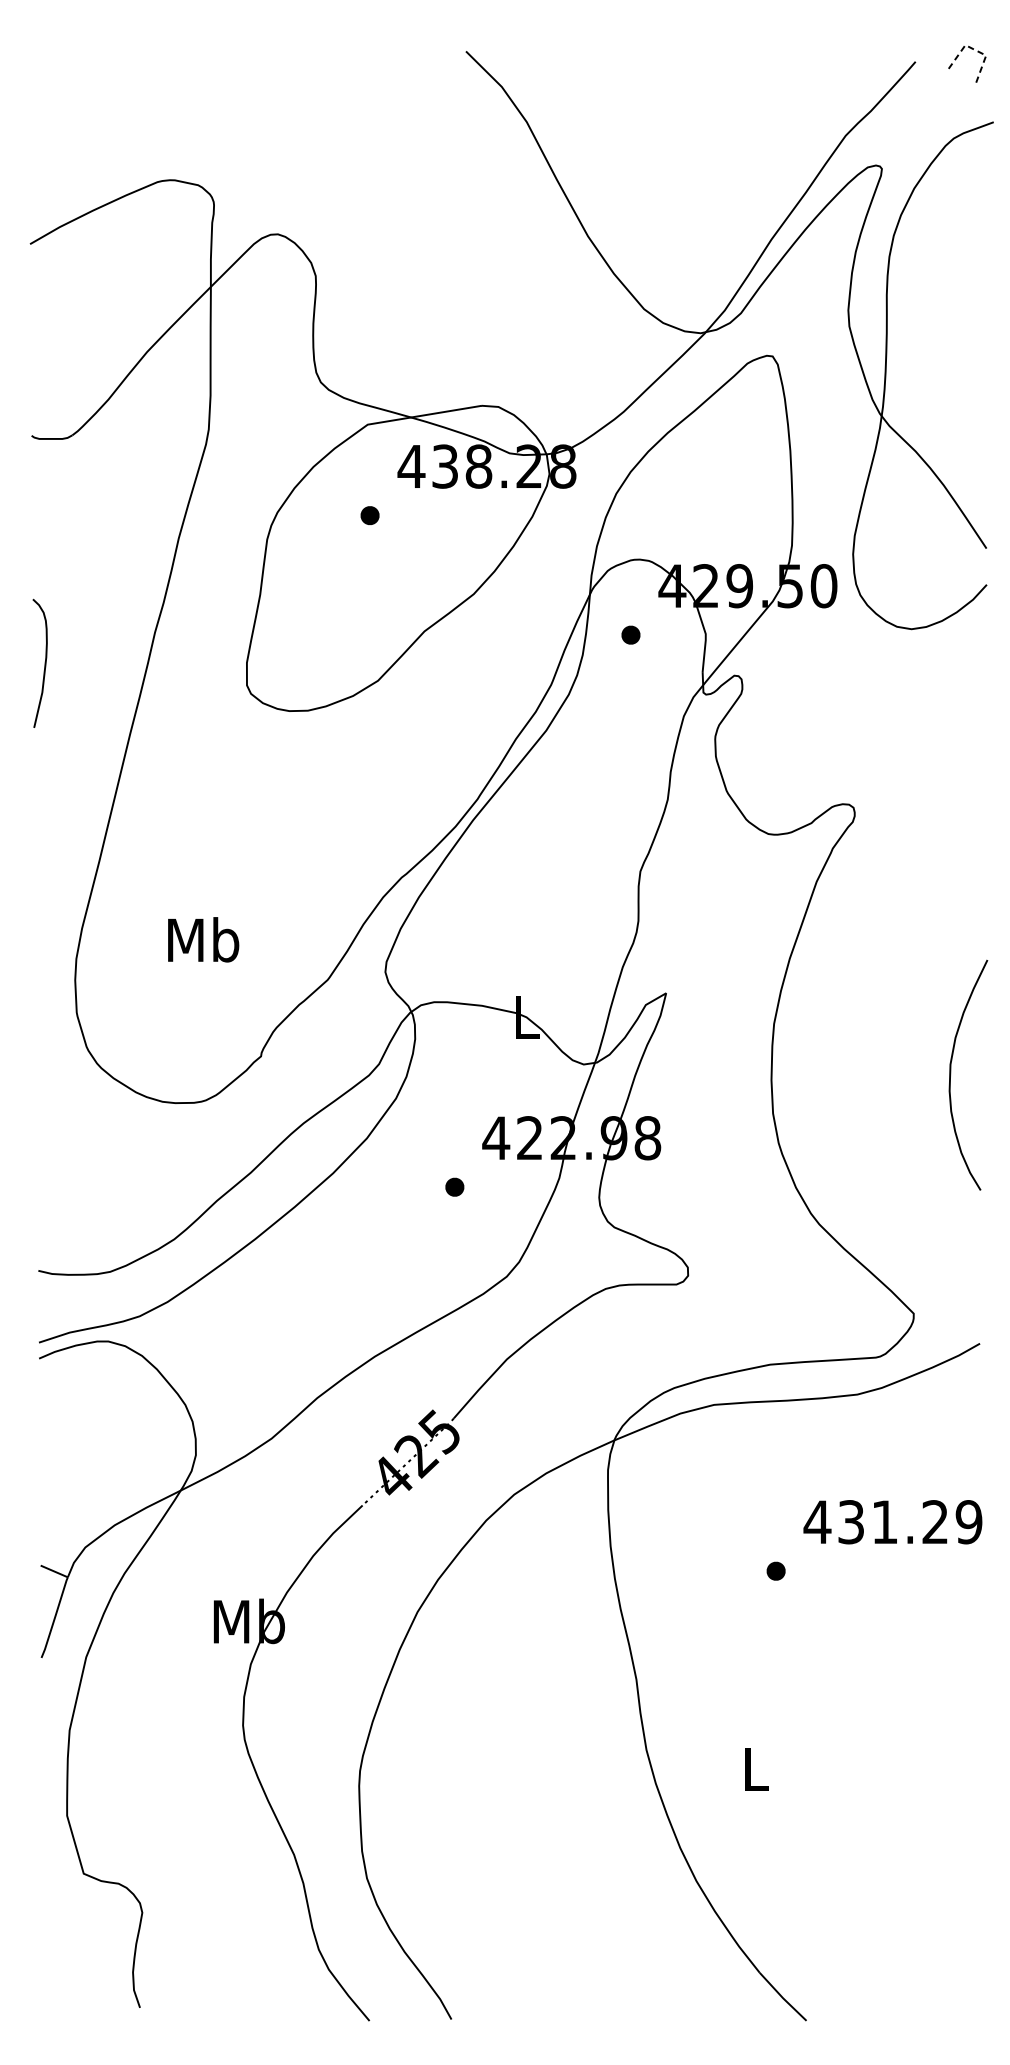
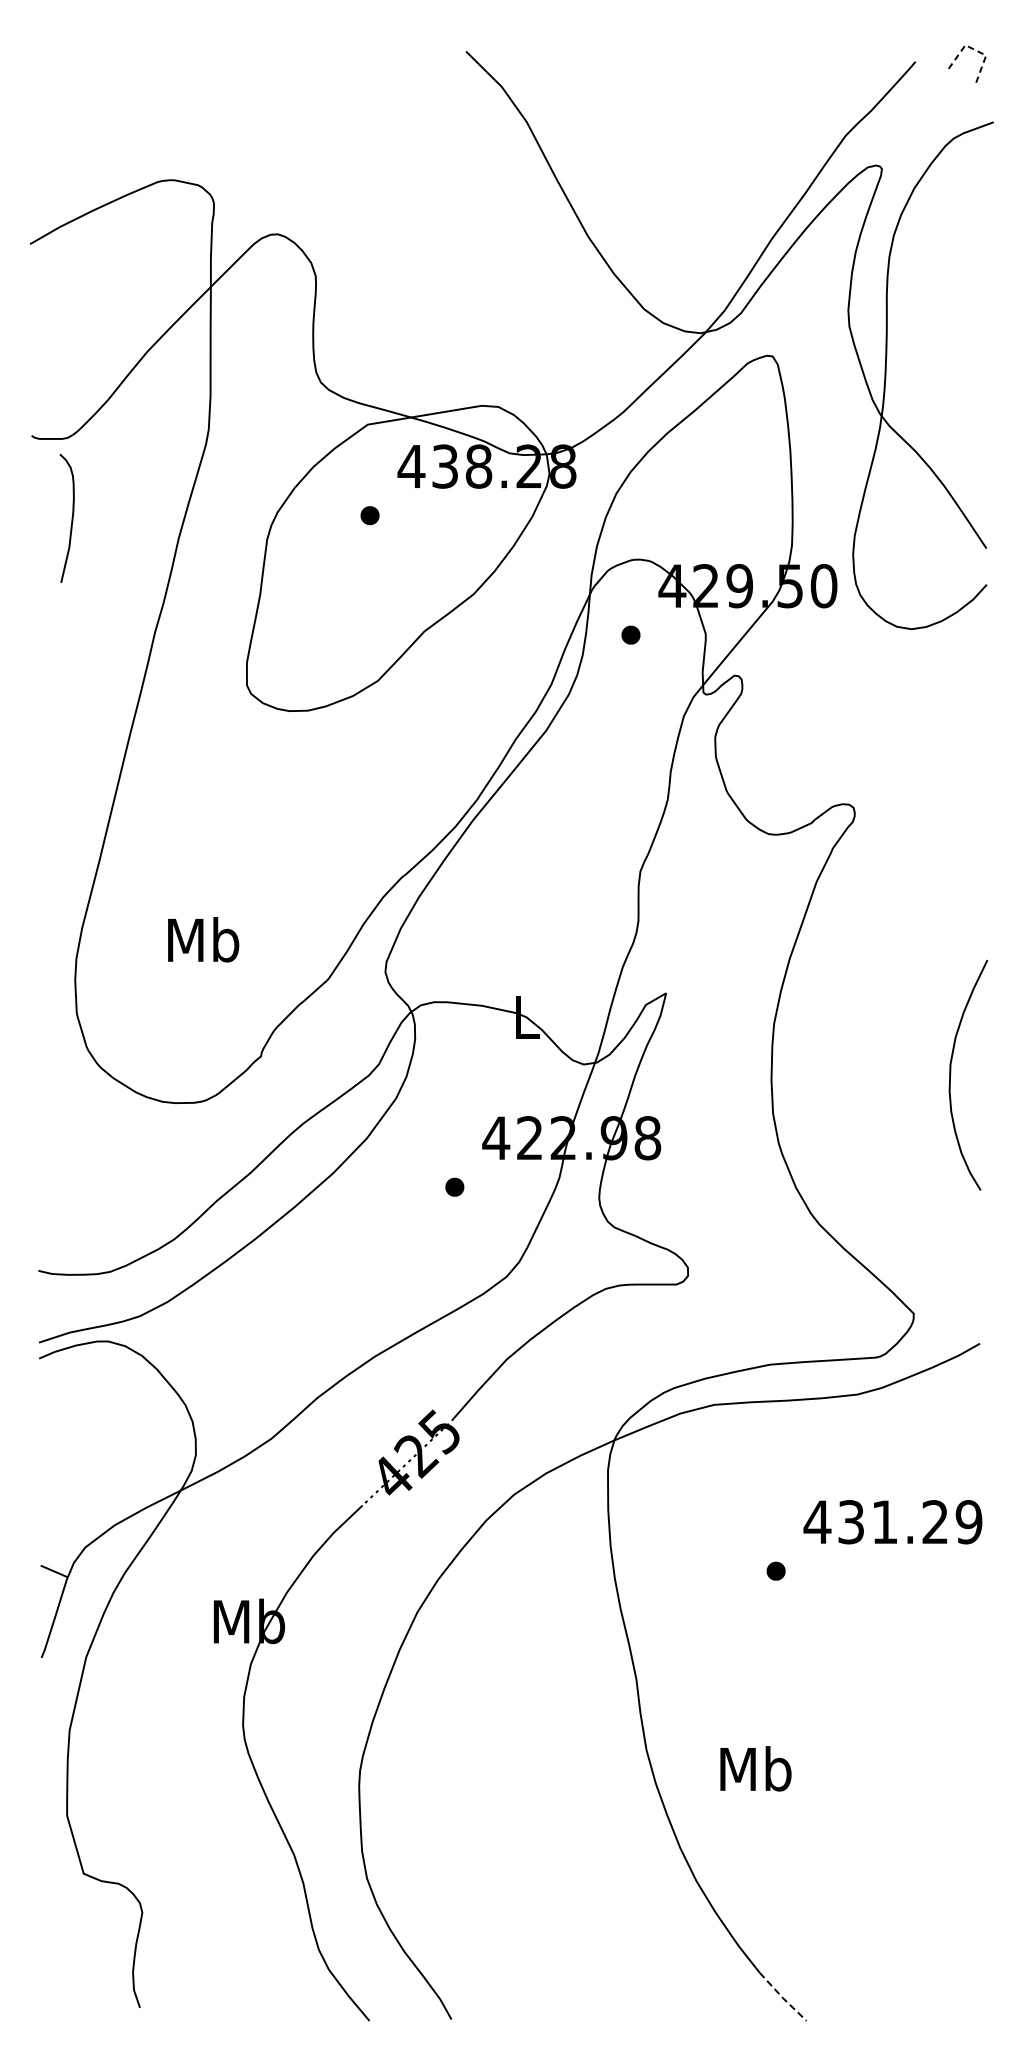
curve position: (44, 662) -> (71, 517) (71, 517)
text: L -> Mb (755, 1768)
line: solid -> dashed (783, 1998)
